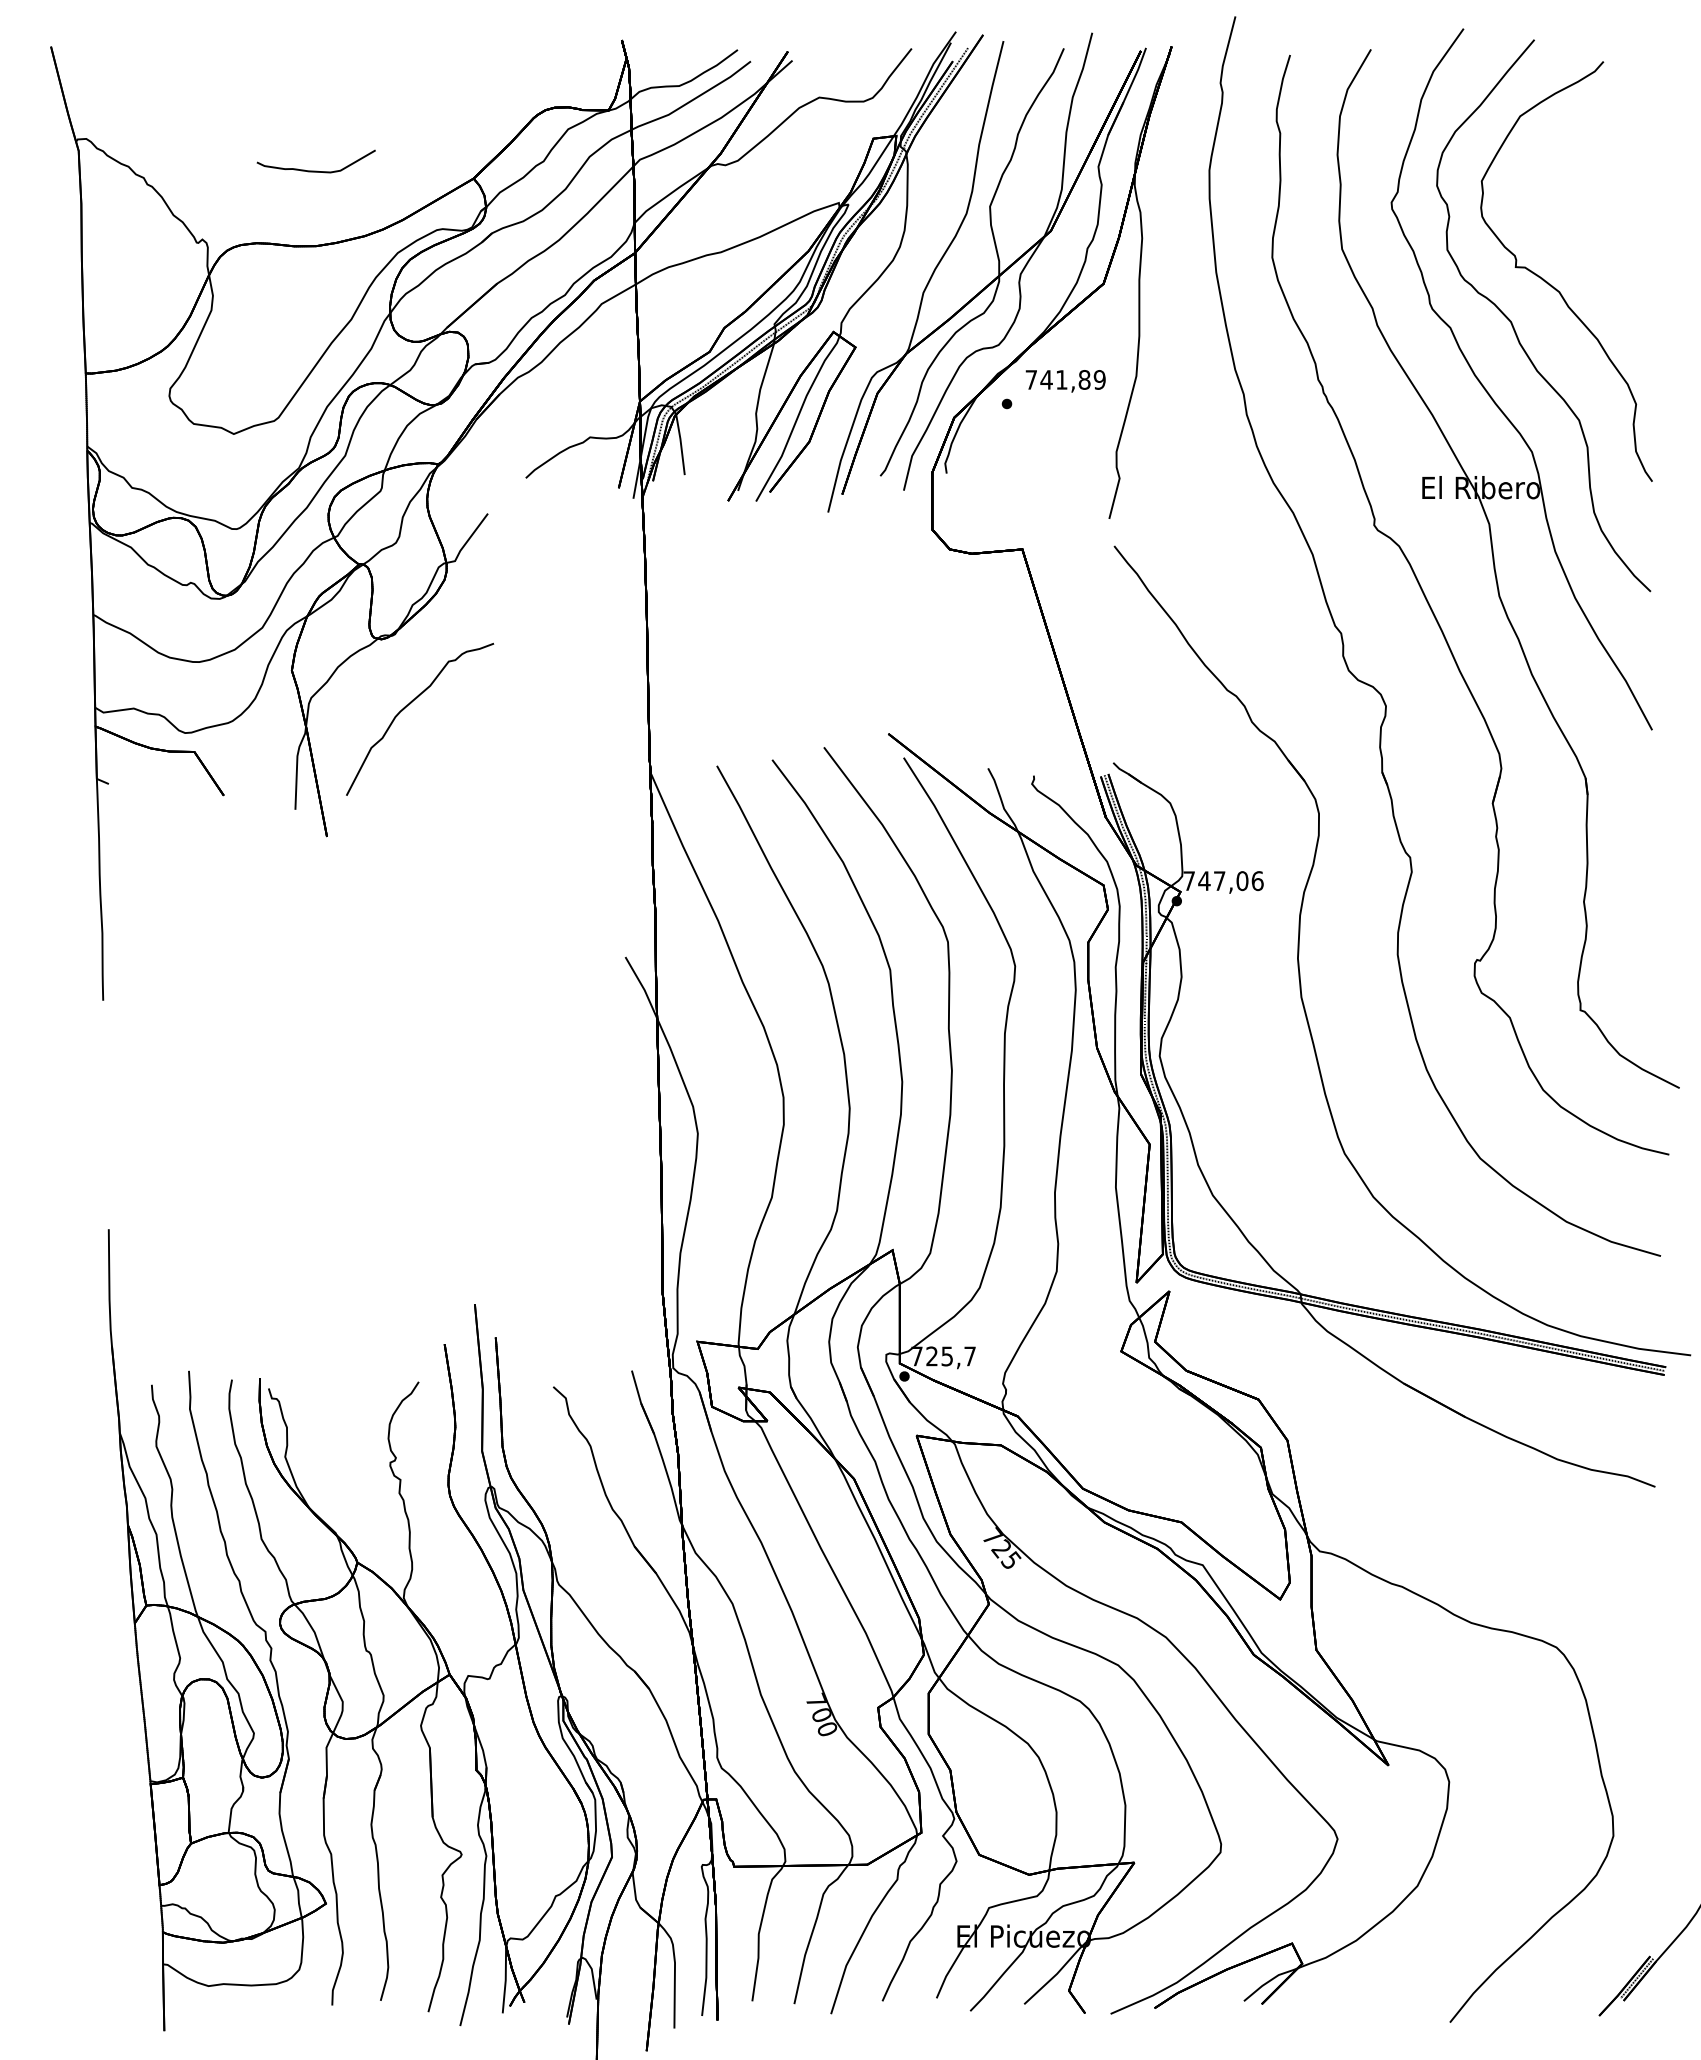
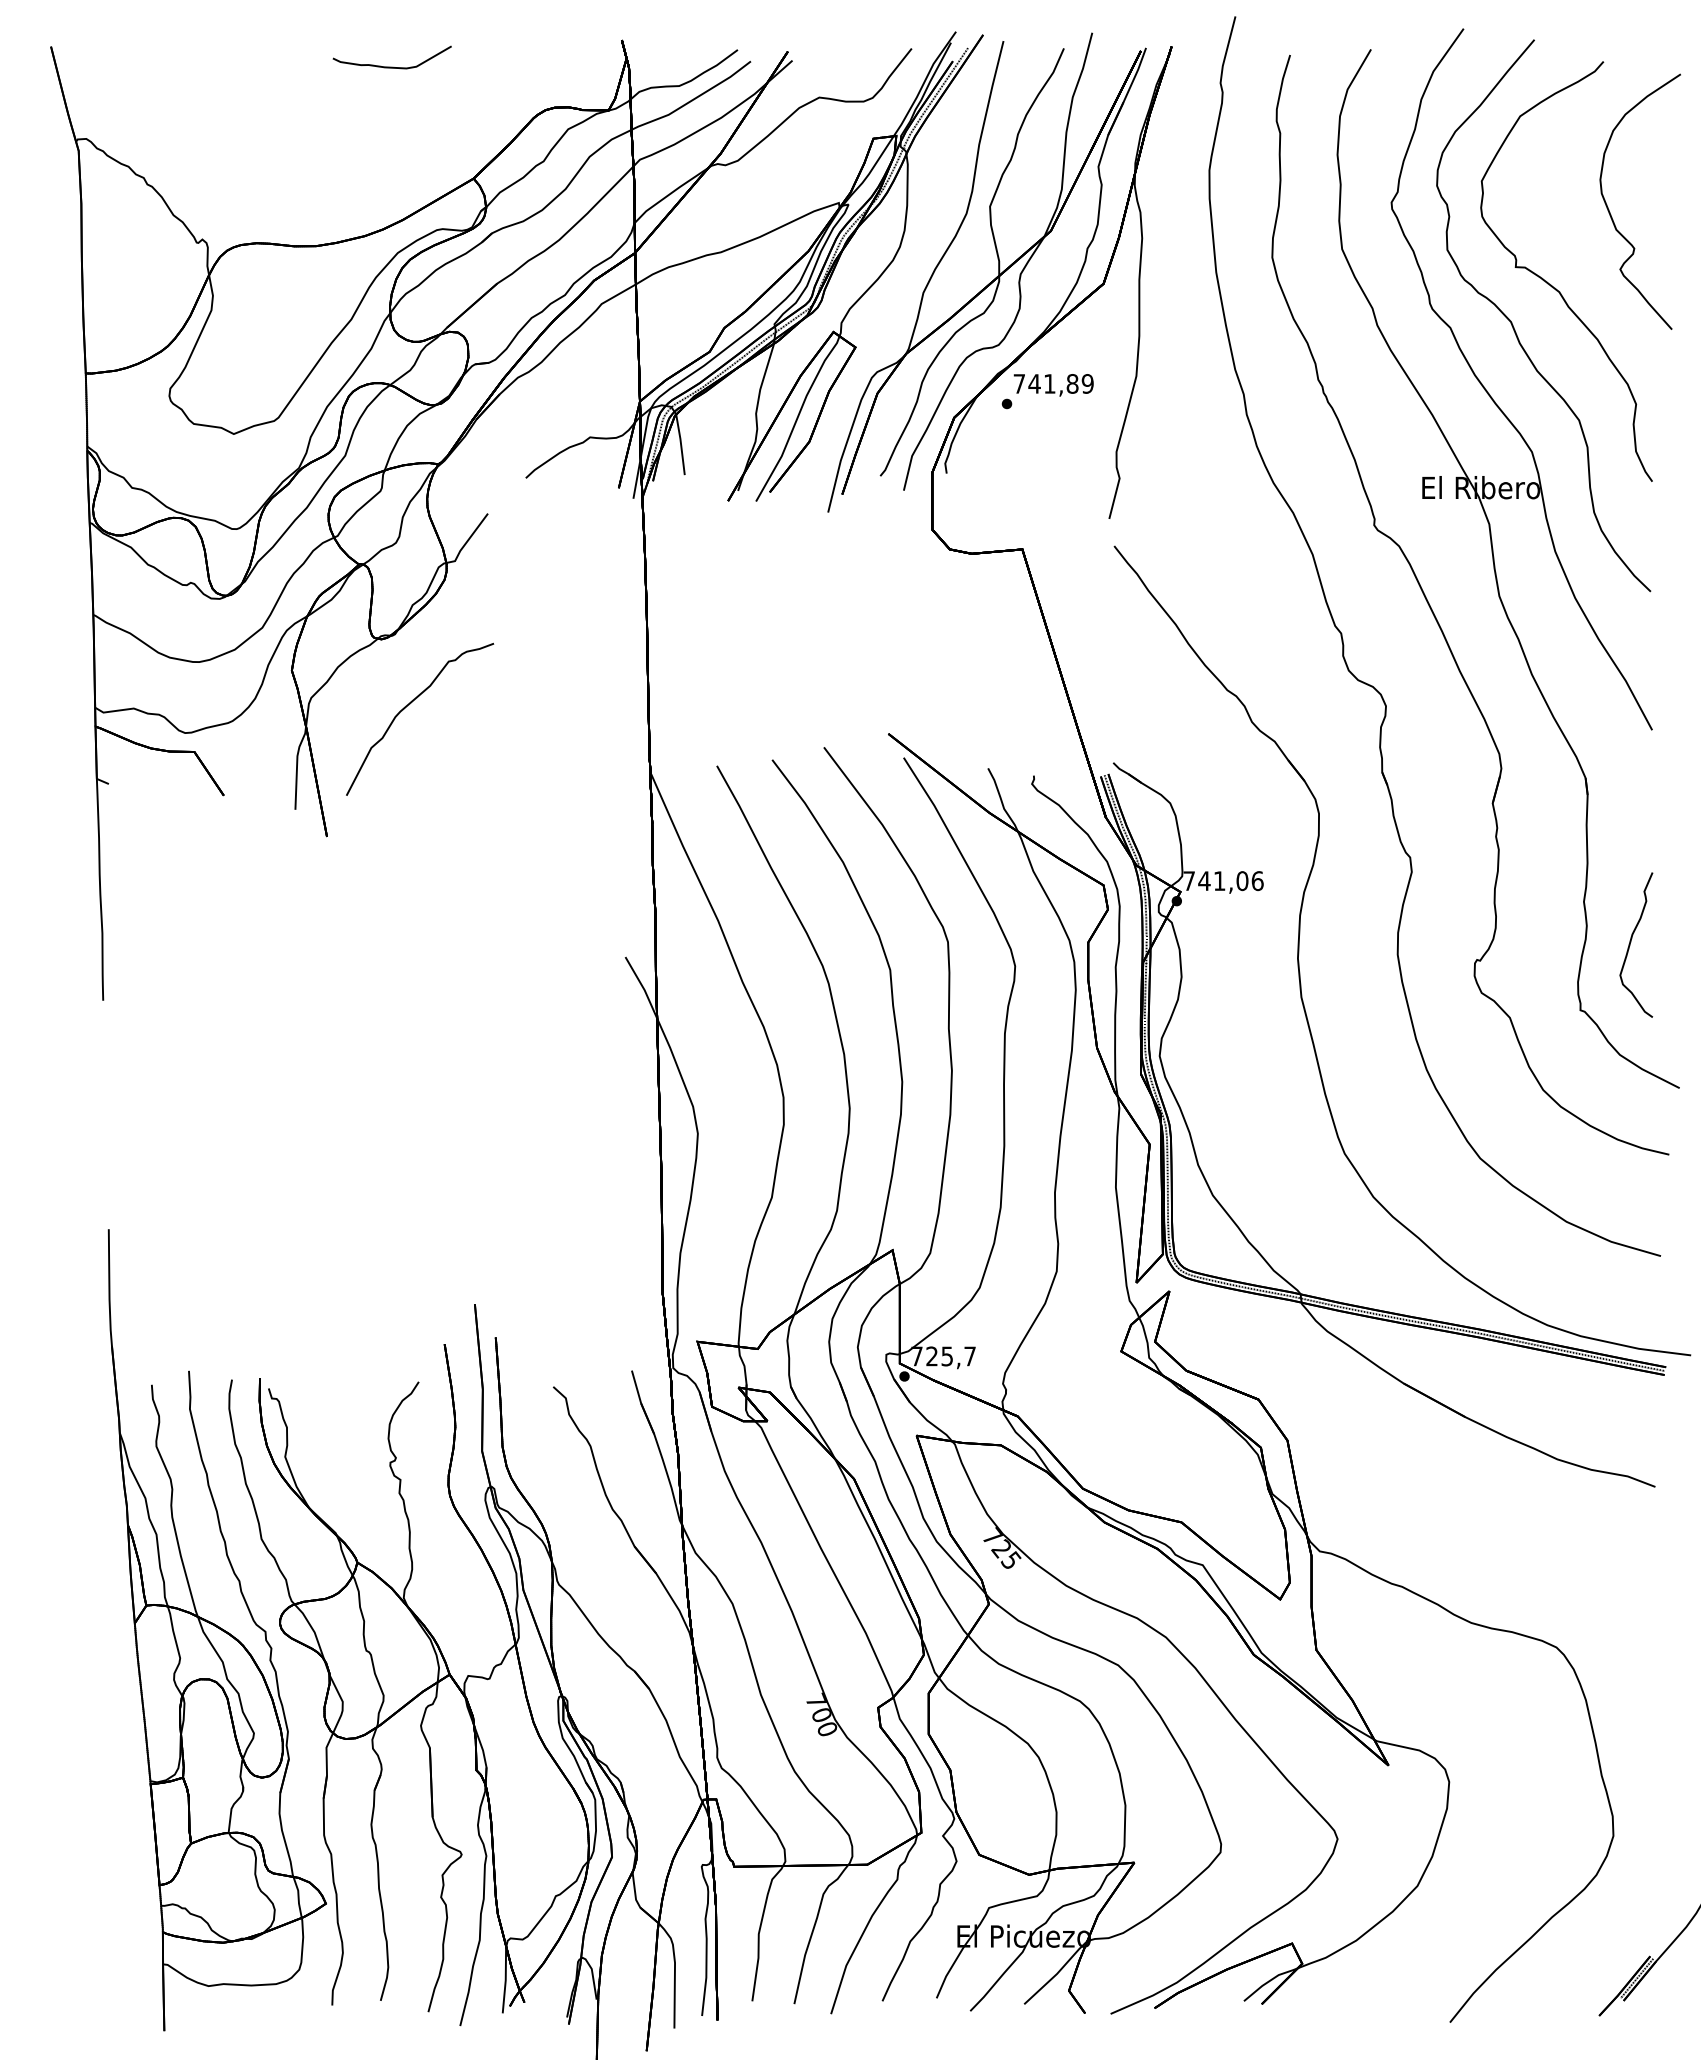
curve position: (315, 170) -> (391, 66) (391, 66)
part: none -> present (1611, 214)
text position: (1065, 381) -> (1053, 385) (1053, 385)
text: 747,06 -> 741,06 (1219, 880)
part: none -> present (1636, 944)
